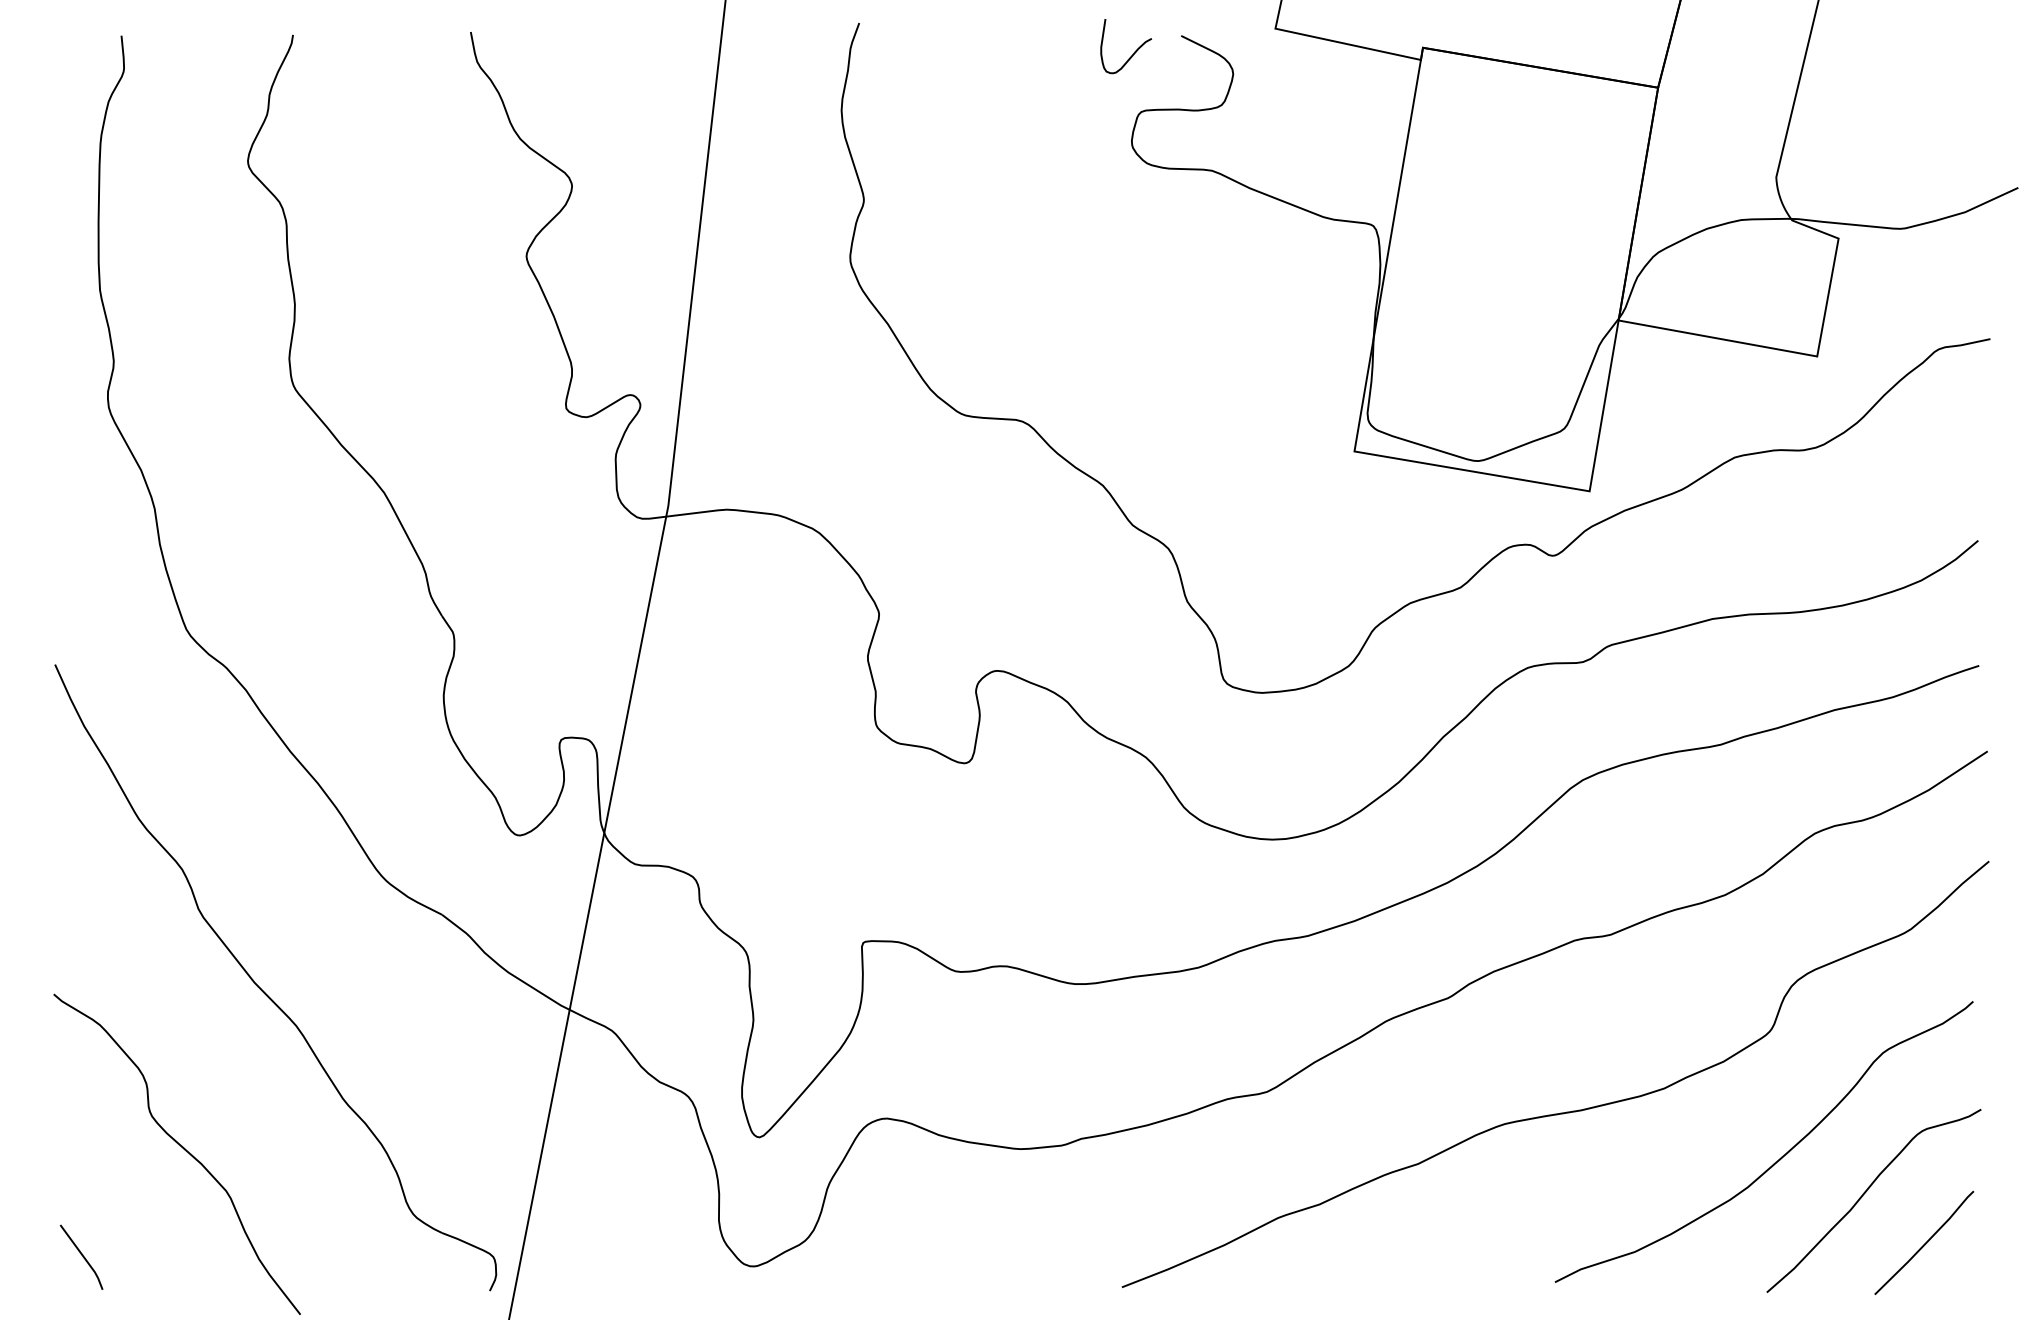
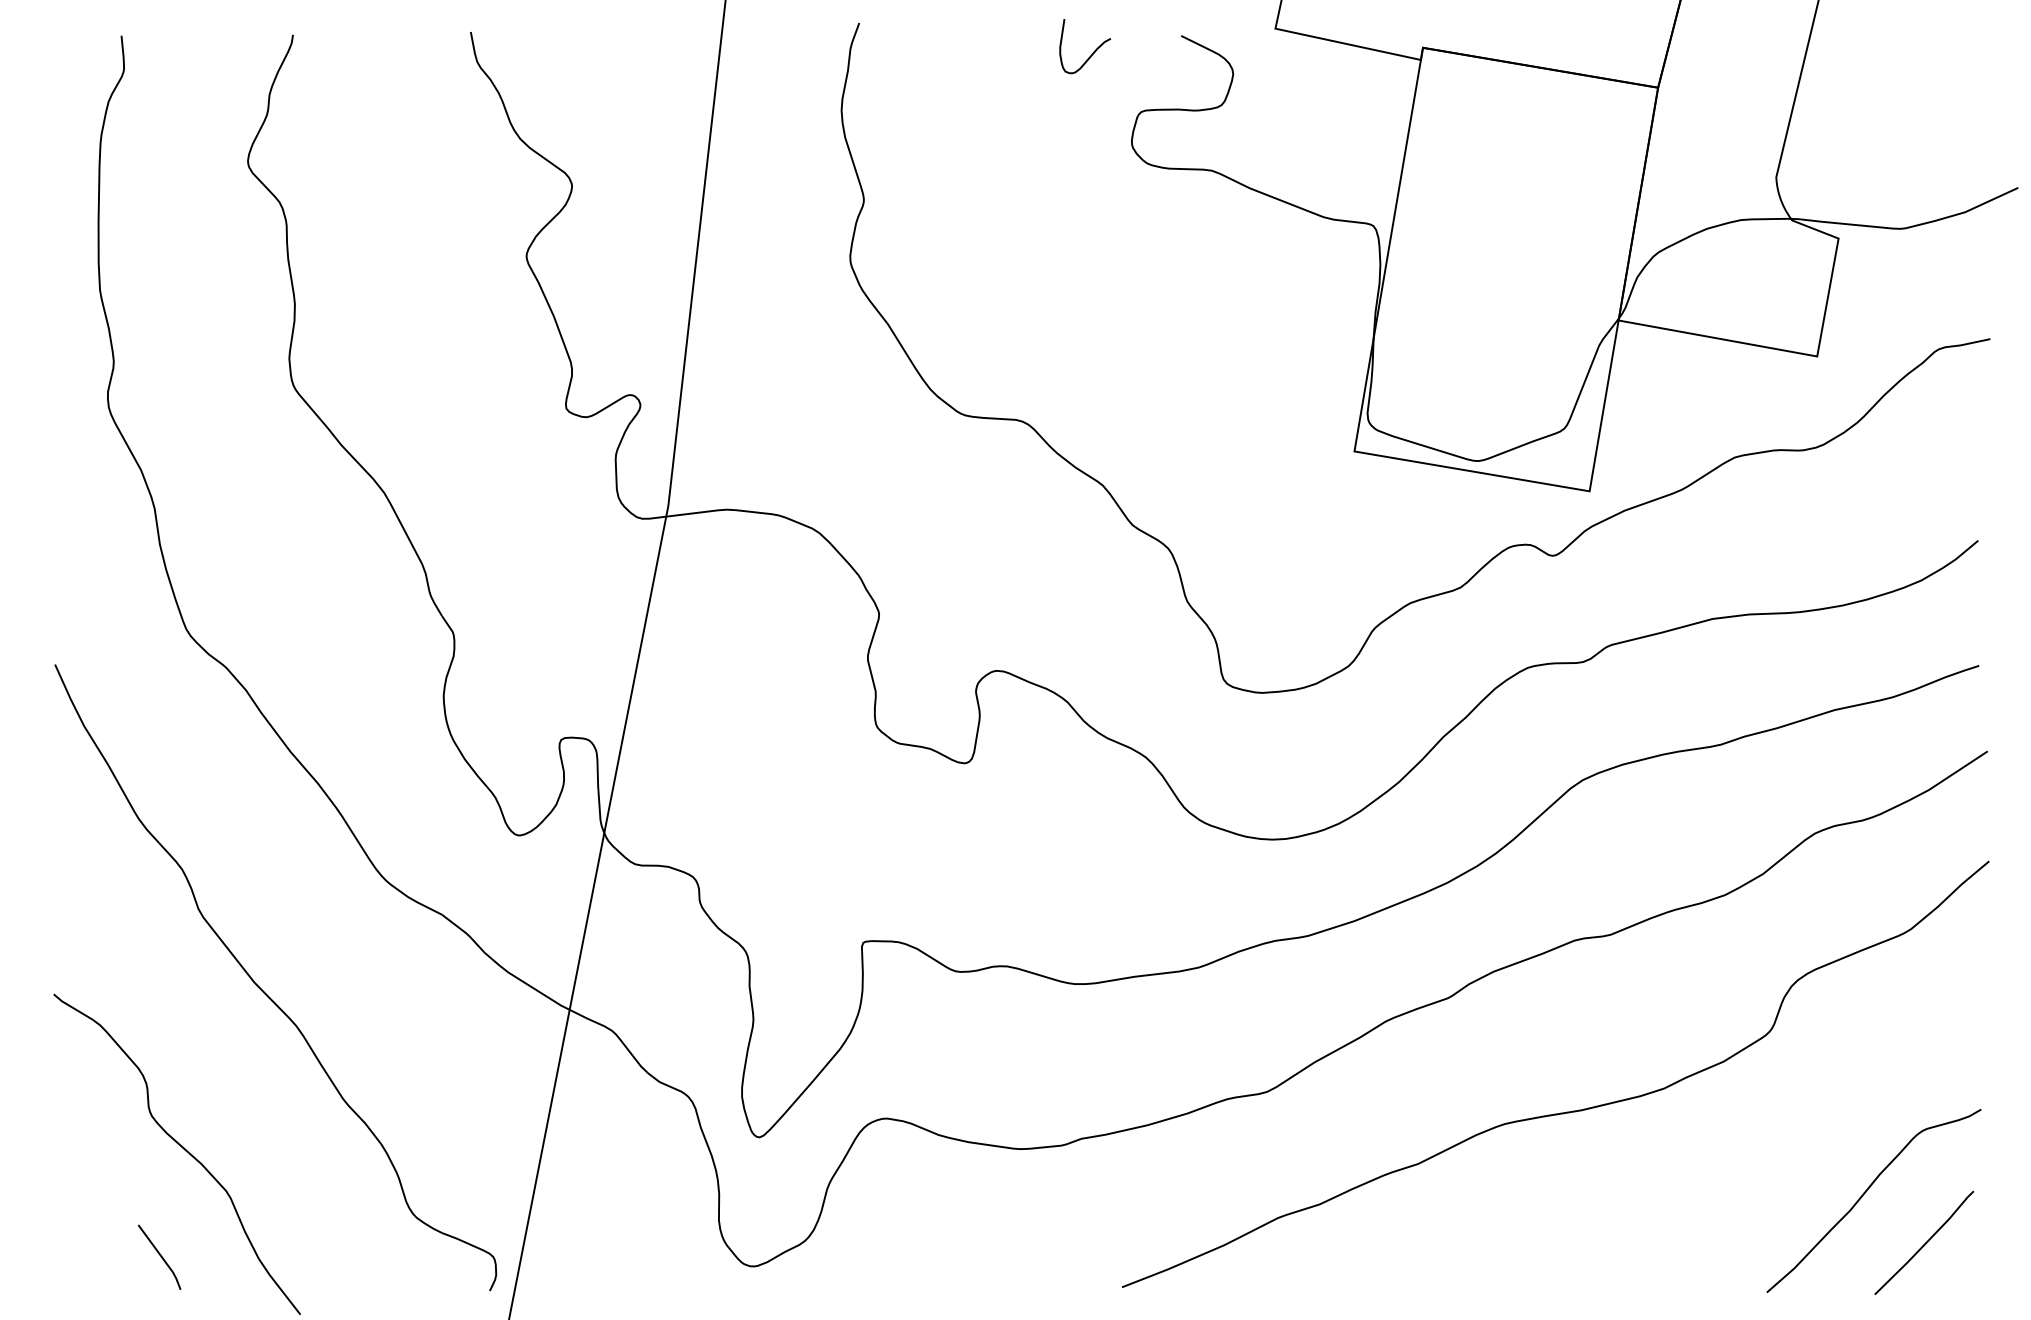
curve position: (1133, 52) -> (1092, 52) (1092, 52)
curve: present -> none (1780, 1157)
line position: (81, 1255) -> (159, 1255) (159, 1255)
